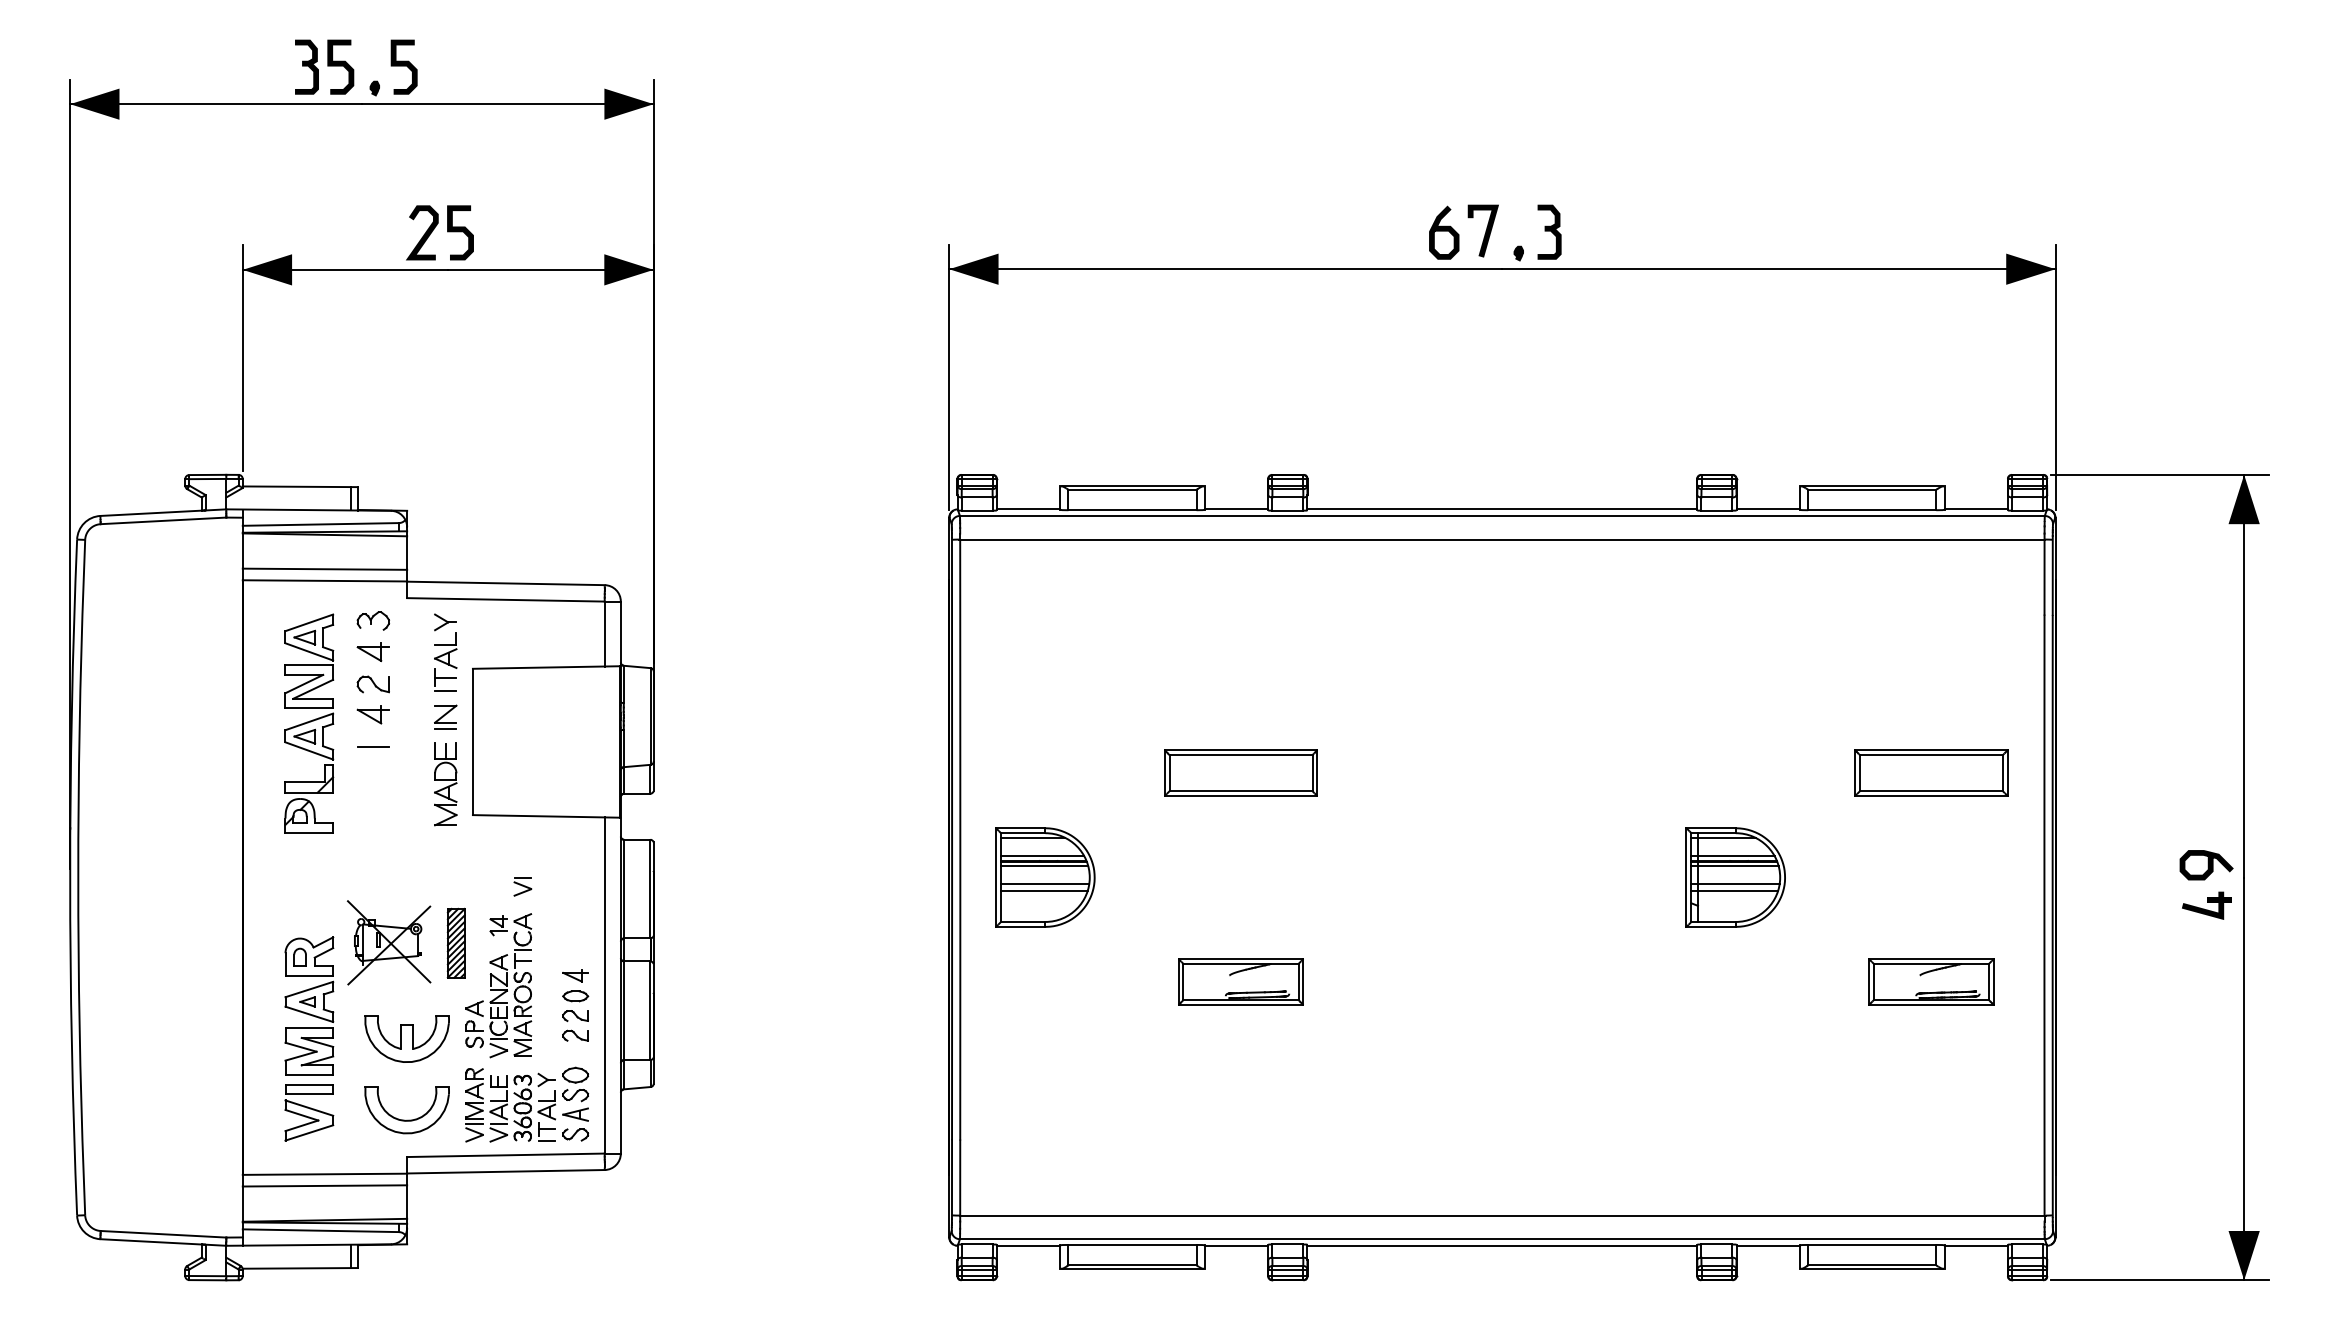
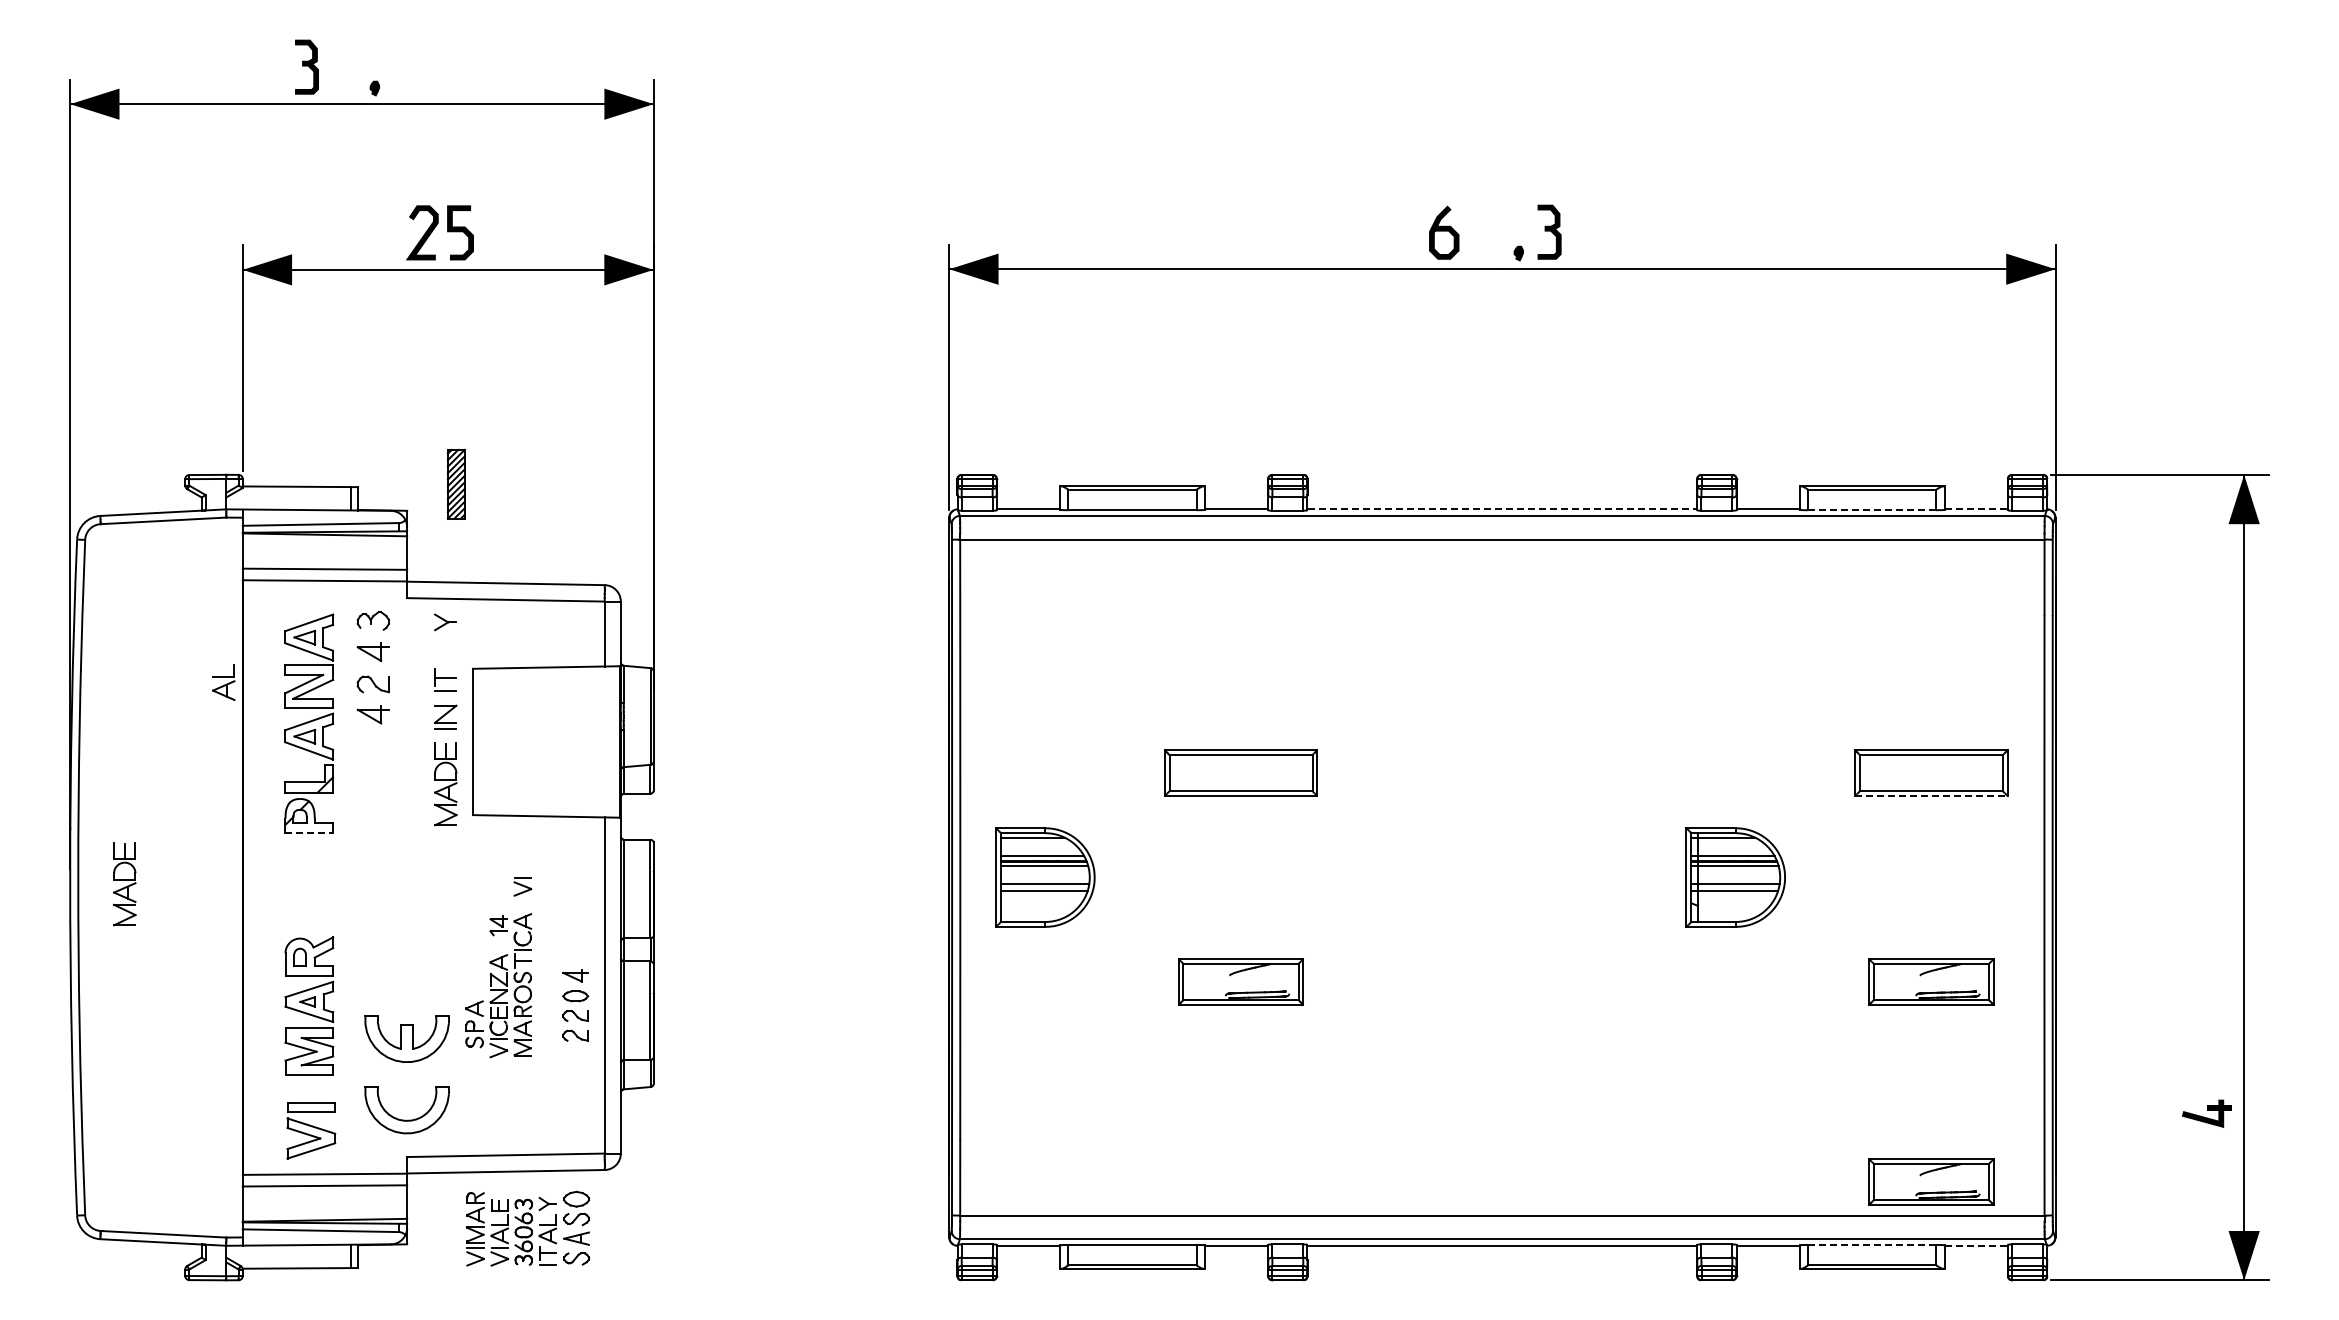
curve: present -> none (340, 66)
curve: present -> none (403, 66)
line: present -> none (1485, 230)
line: solid -> dashed (1502, 509)
line: solid -> dashed (1976, 509)
line: solid -> dashed (1872, 510)
part position: (445, 650) -> (223, 682) (223, 682)
line: present -> none (373, 746)
line: solid -> dashed (1931, 796)
line: solid -> dashed (309, 833)
curve: present -> none (2207, 865)
part: none -> present (124, 884)
part position: (2206, 905) -> (2206, 1113) (2206, 1113)
part: present -> none (388, 942)
part position: (455, 942) -> (455, 483) (455, 483)
part position: (526, 1104) -> (527, 1228) (527, 1228)
part position: (309, 1112) -> (311, 1130) (311, 1130)
part: none -> present (1931, 1181)
line: solid -> dashed (1872, 1244)
line: solid -> dashed (1976, 1245)
